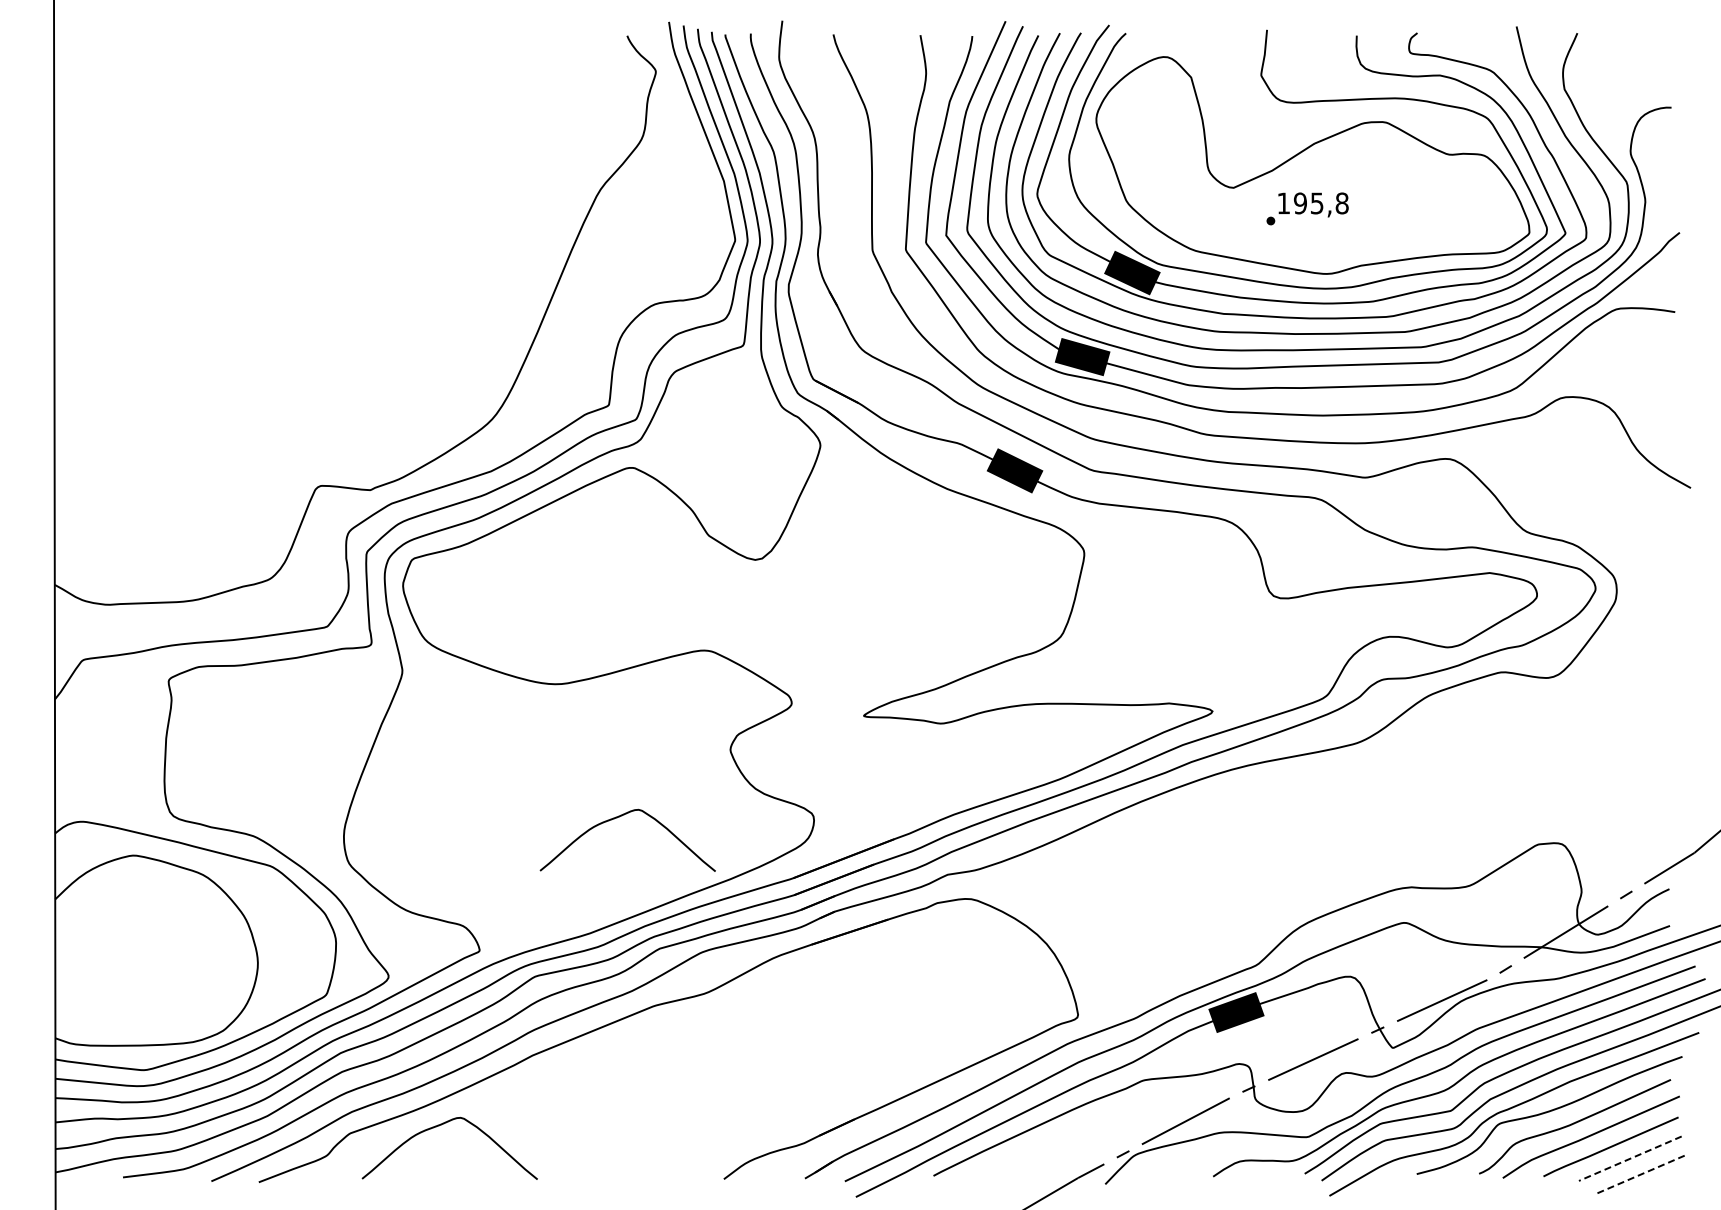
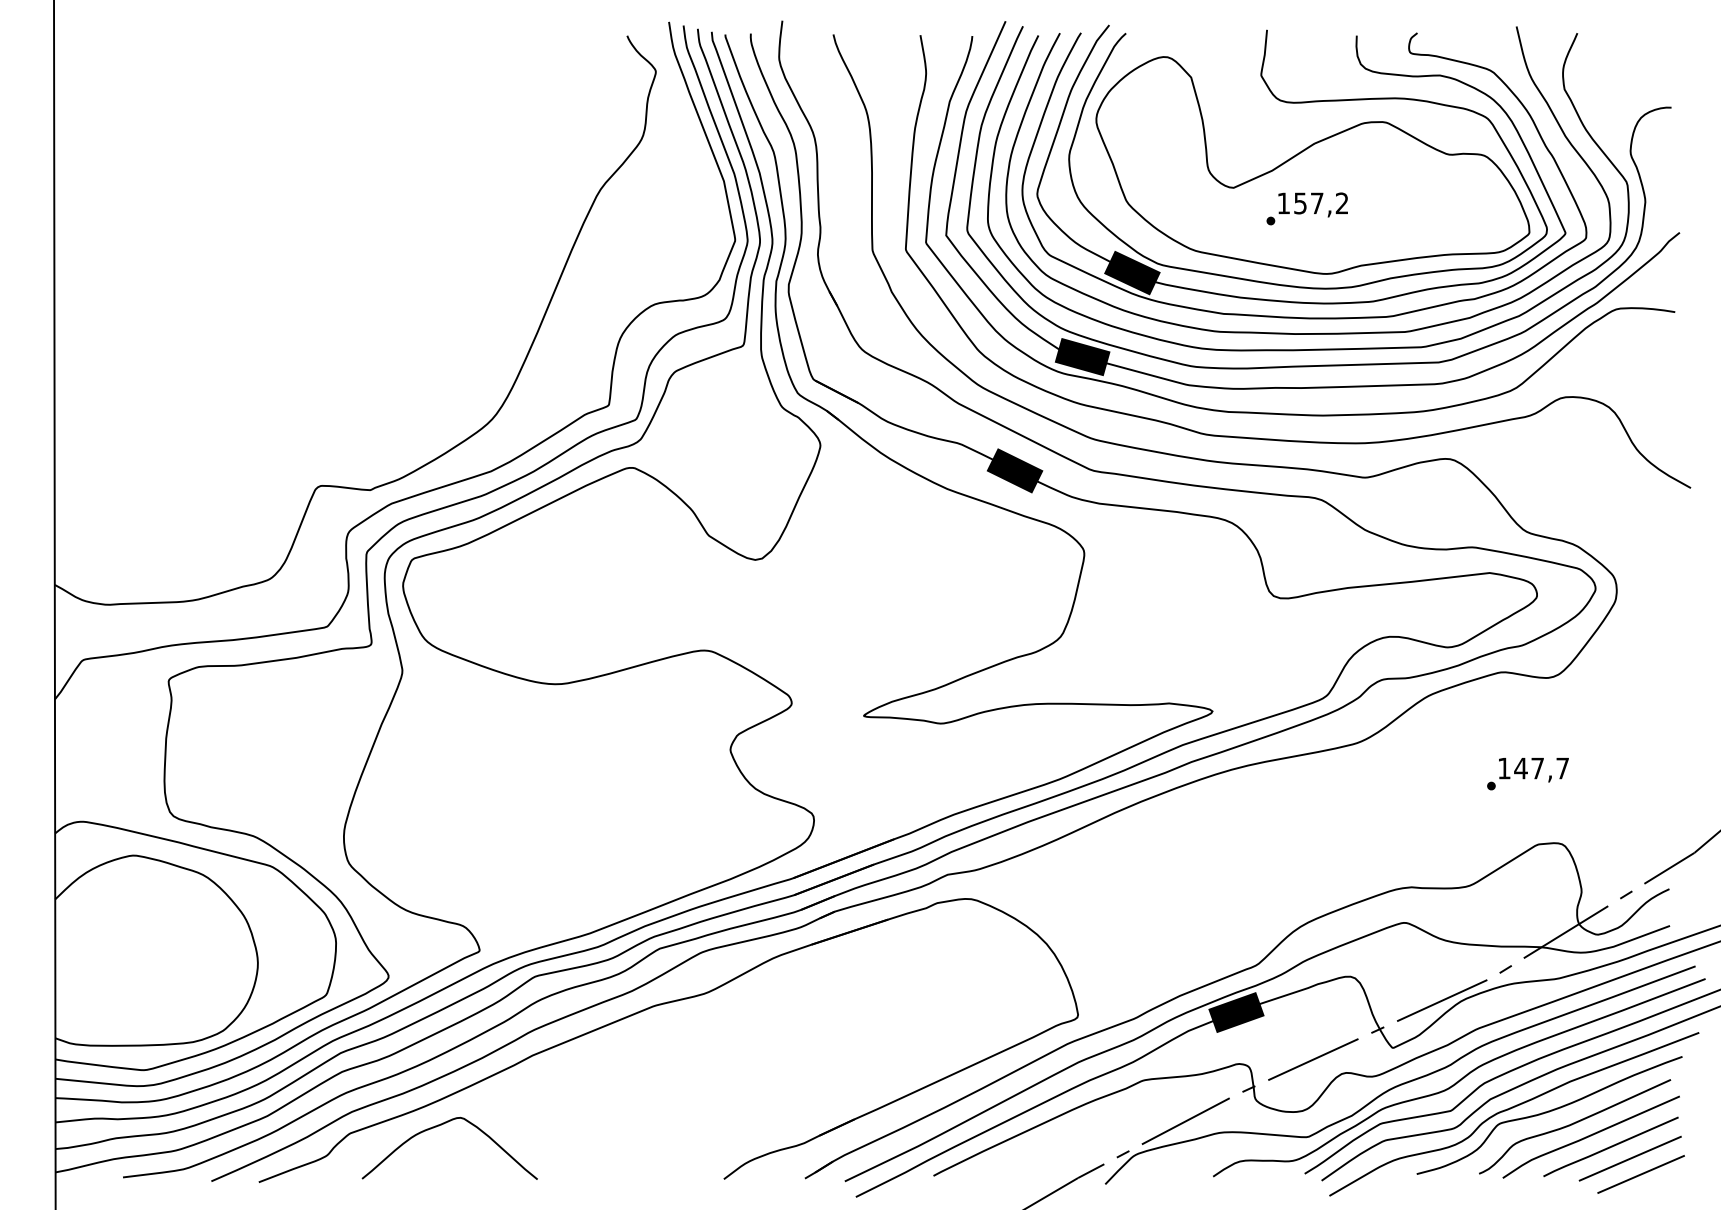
text: 195,8 -> 157,2 (1320, 203)
part: none -> present (1527, 774)
curve: present -> none (617, 818)
line: dashed -> solid (1630, 1158)
line: dashed -> solid (1641, 1174)
